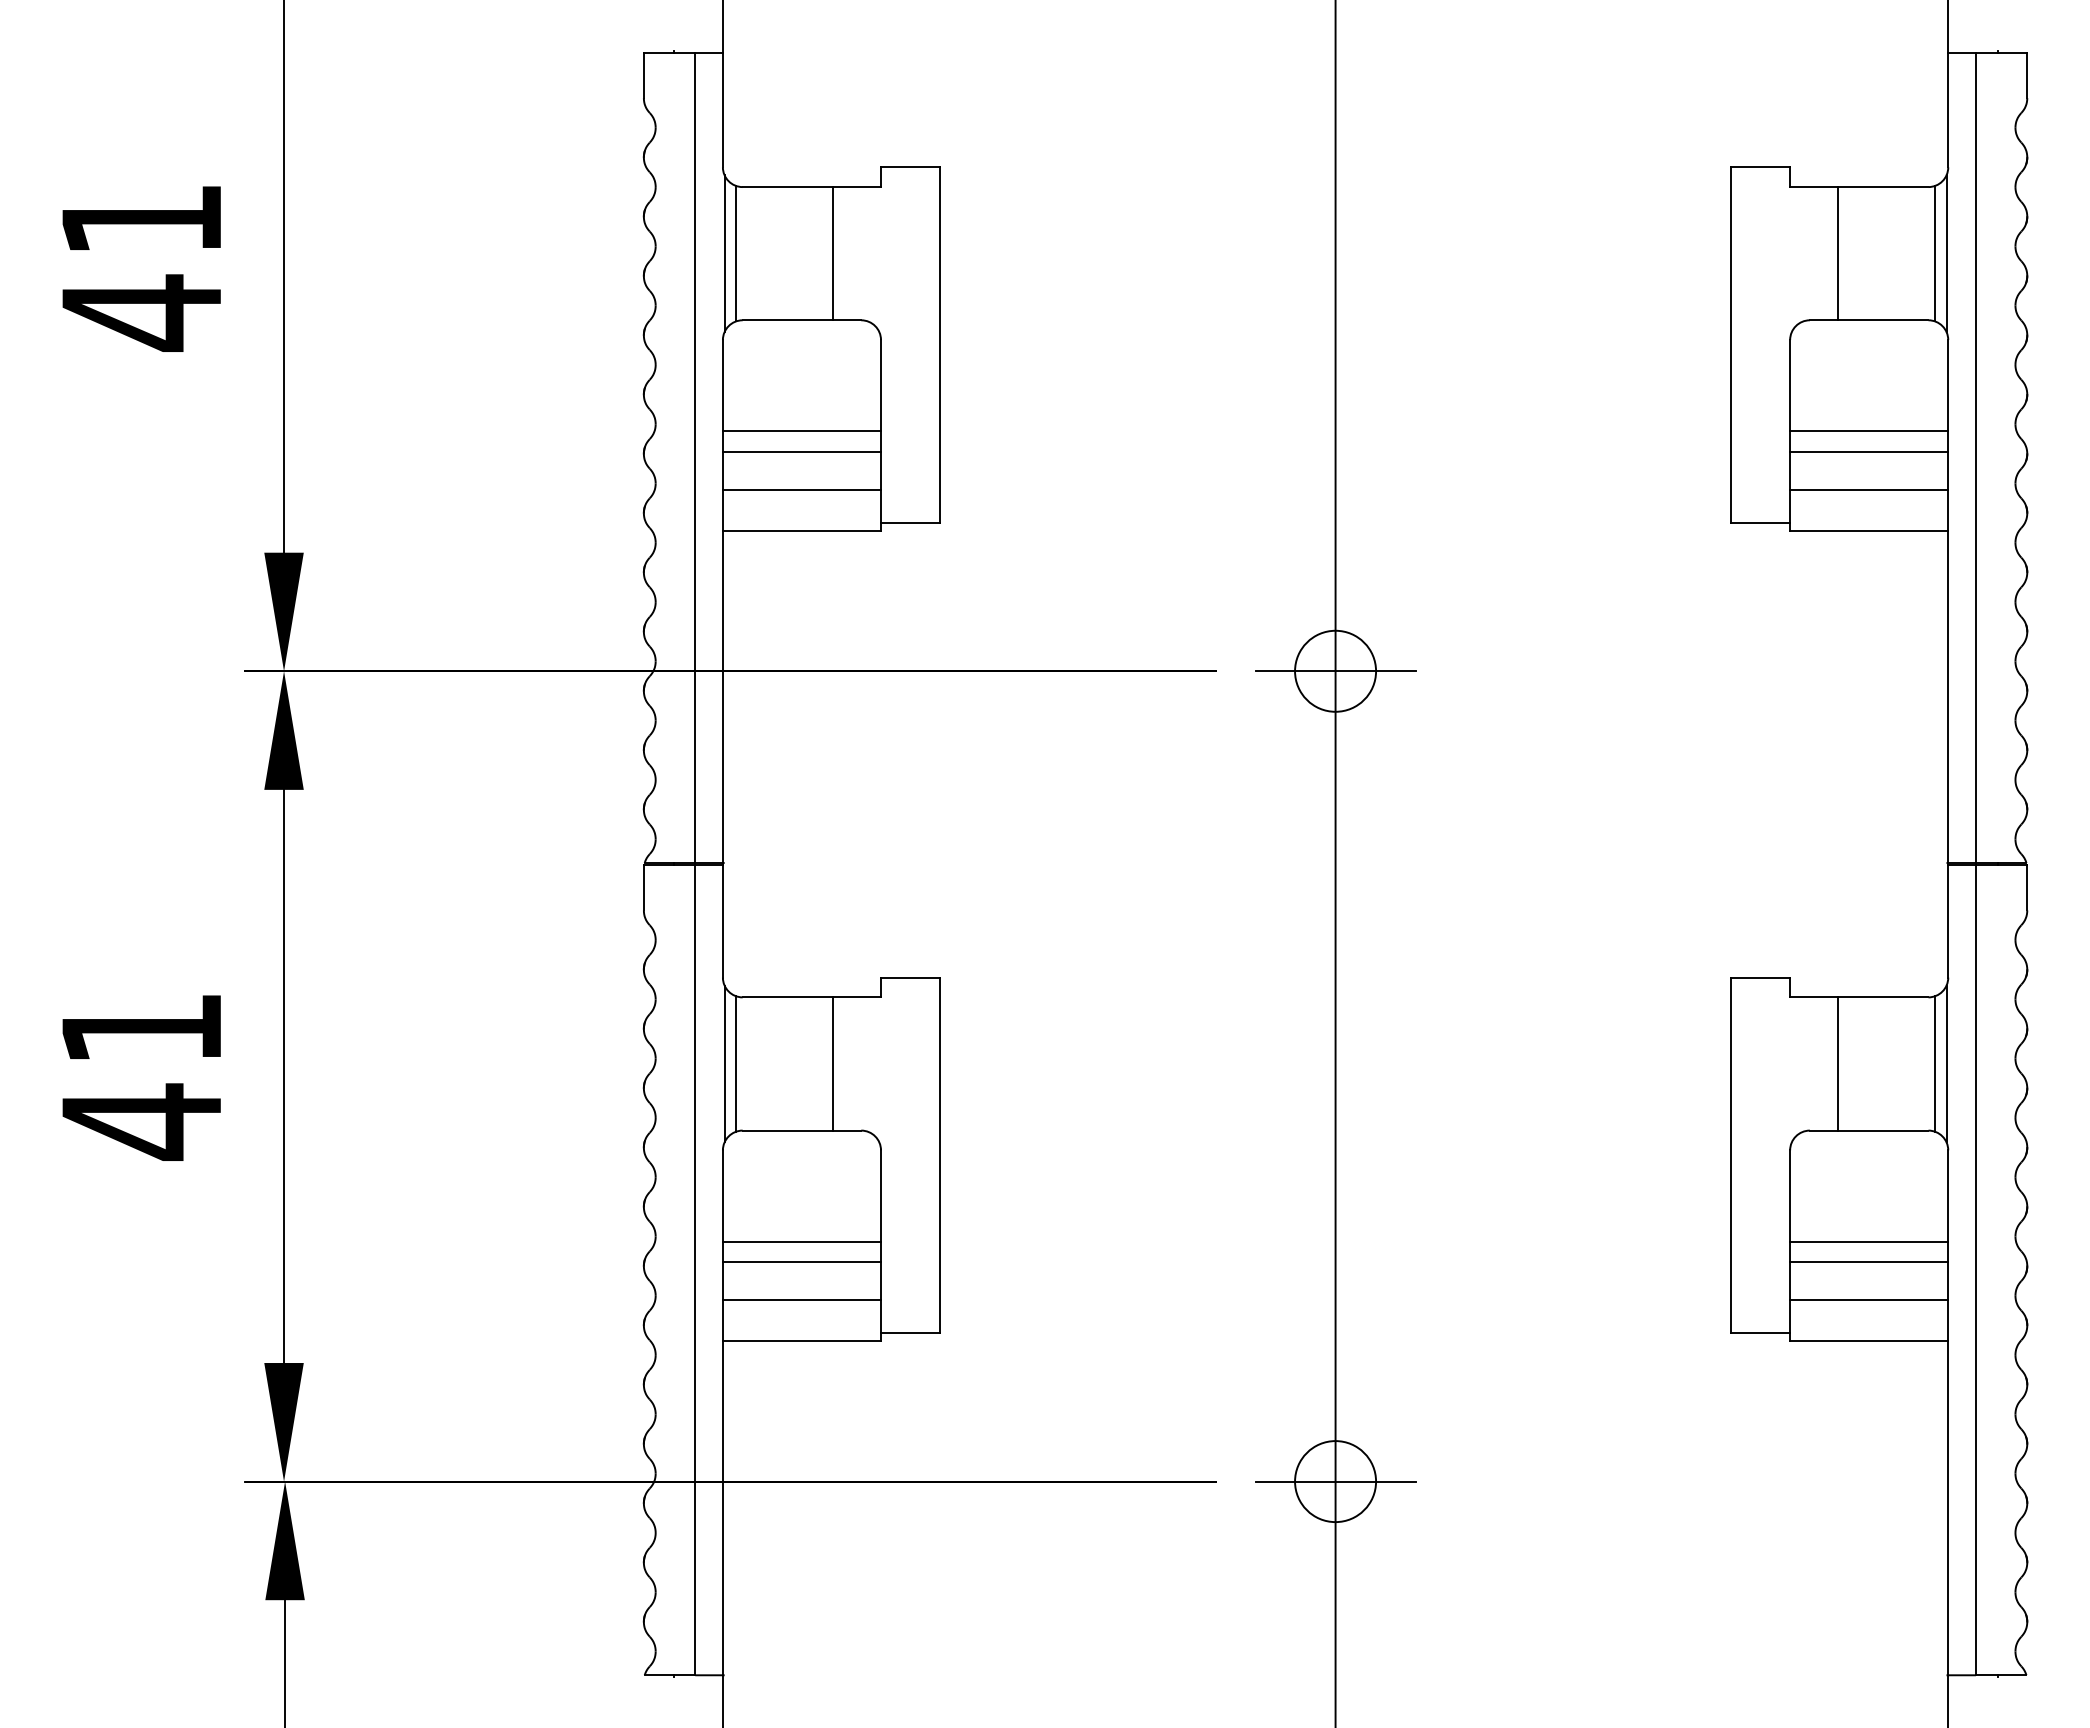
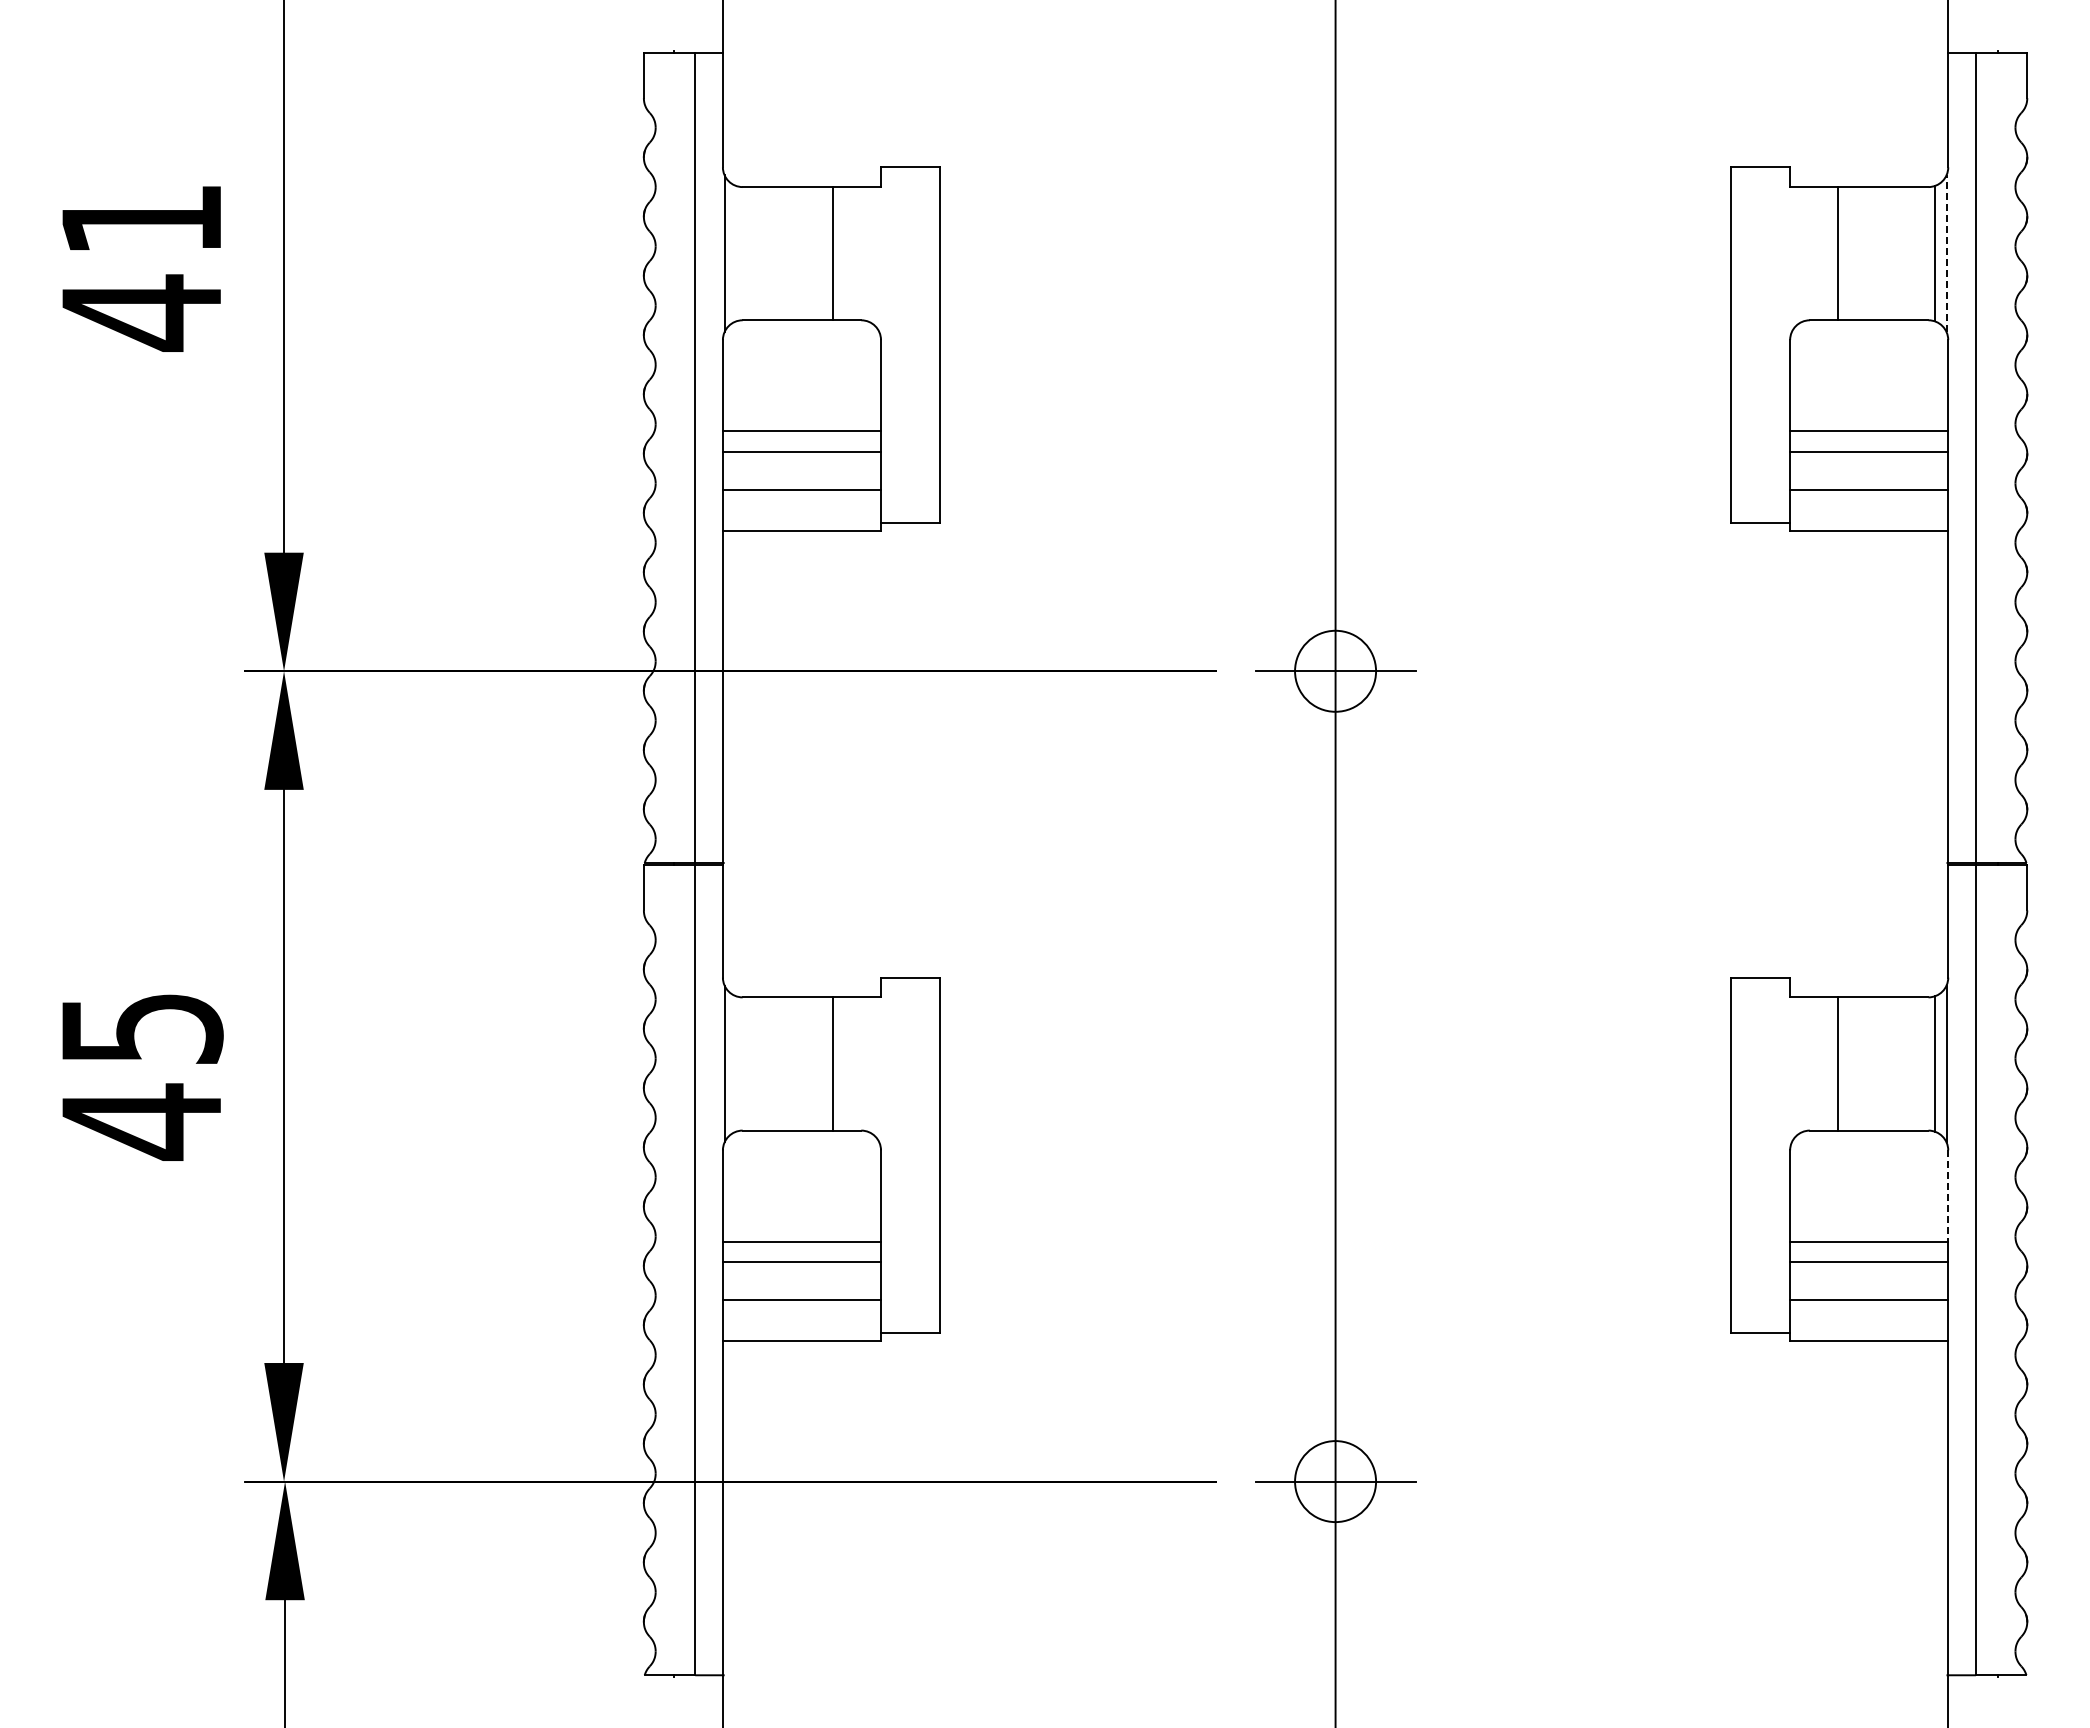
line: present -> none (736, 253)
line: solid -> dashed (1946, 253)
text: 41 -> 45 (142, 1028)
line: present -> none (736, 1063)
line: solid -> dashed (1948, 1195)
